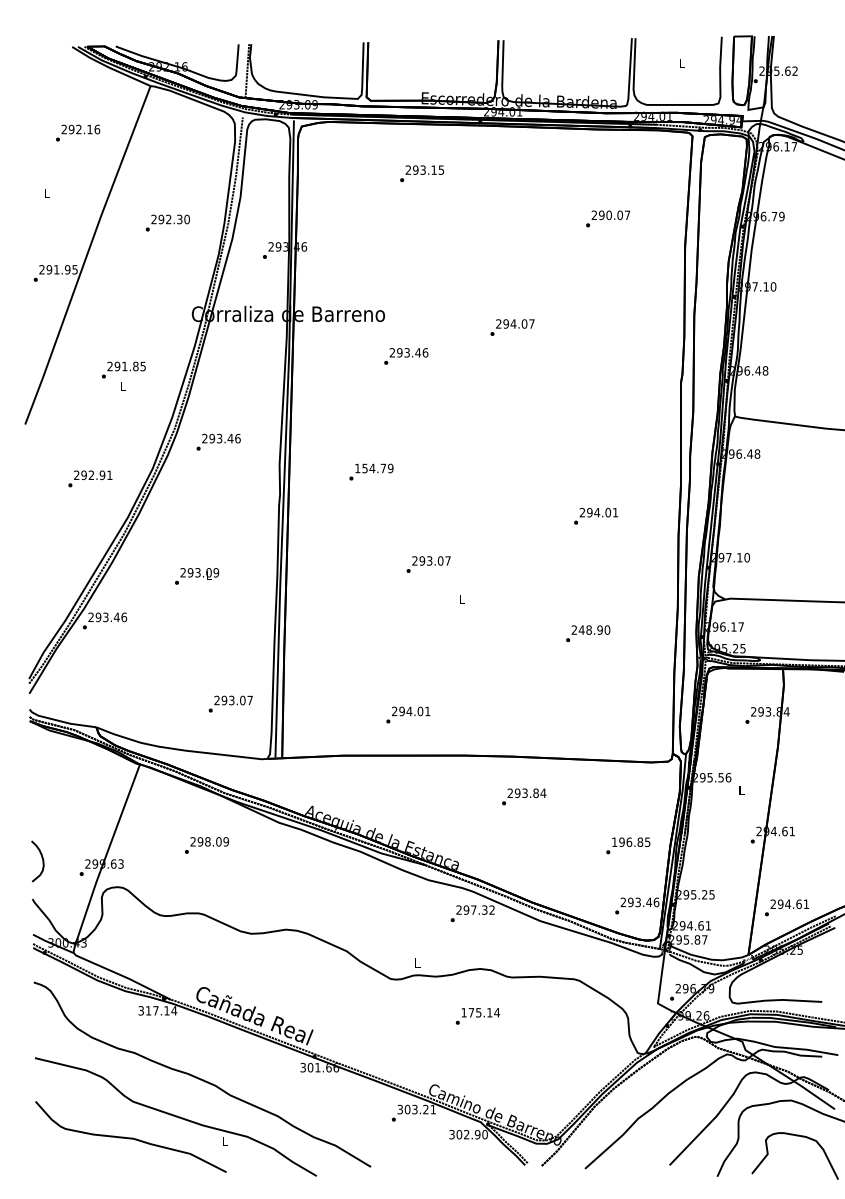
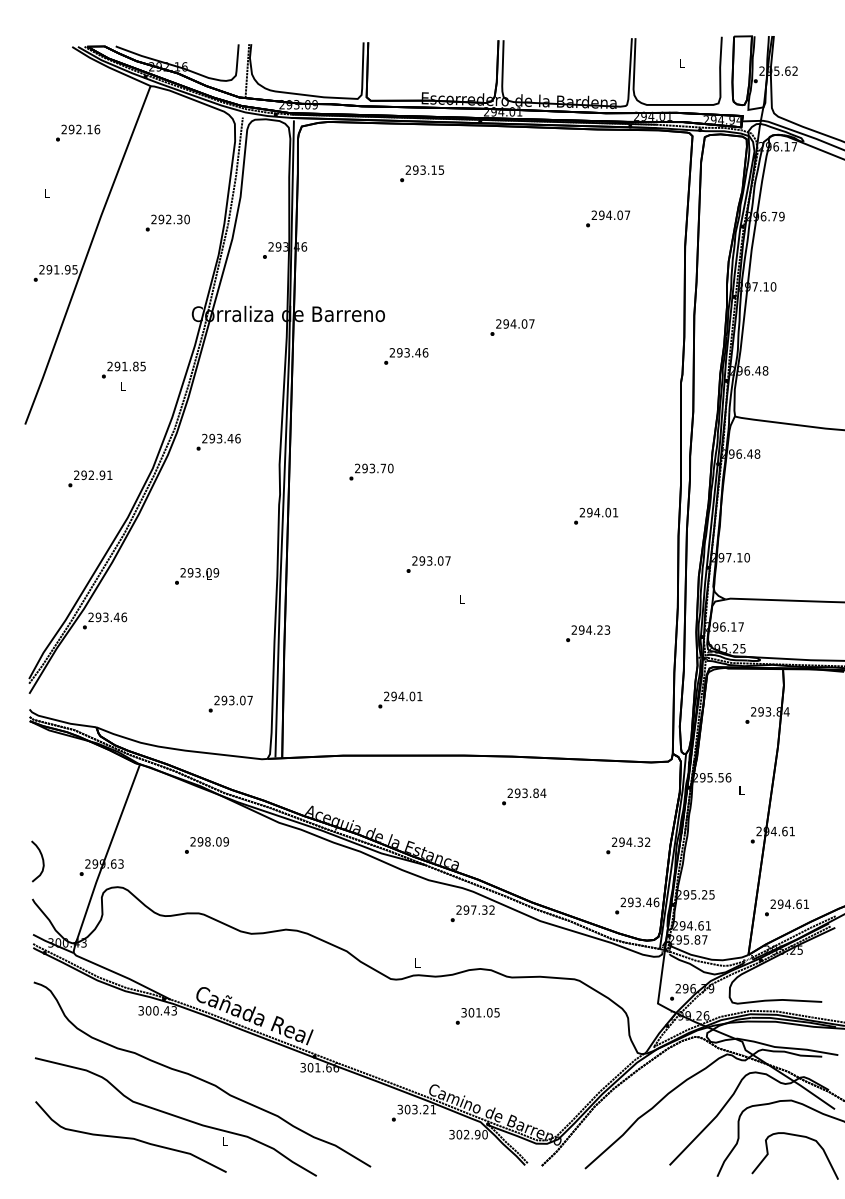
text: 290.07 -> 294.07 (609, 215)
text: 154.79 -> 293.70 (374, 468)
text: 248.90 -> 294.23 (594, 629)
text position: (408, 714) -> (400, 699) (400, 699)
text: 196.85 -> 294.32 (630, 841)
text: 317.14 -> 300.43 (161, 1010)
text: 175.14 -> 301.05 (480, 1012)
